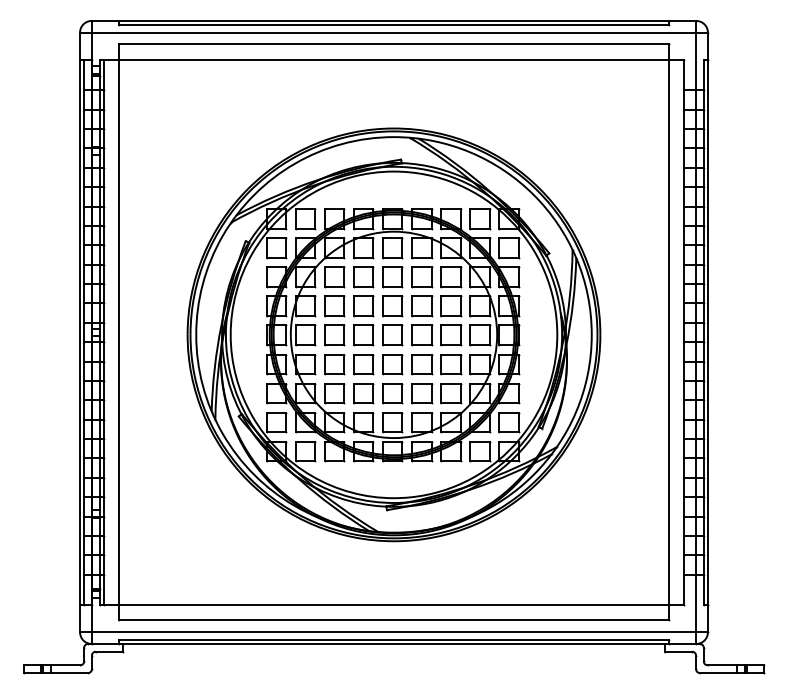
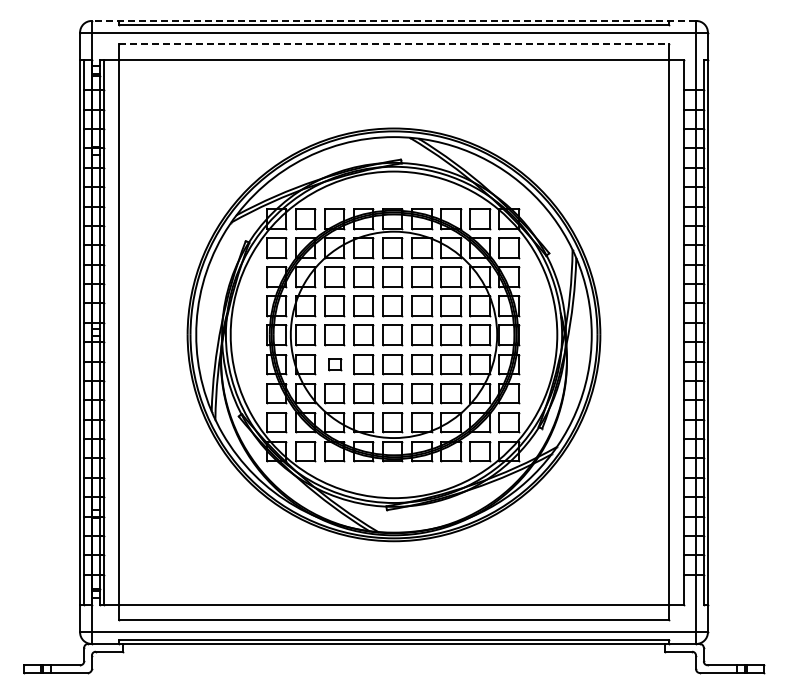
line: solid -> dashed (393, 20)
line: solid -> dashed (393, 44)
part size: 22x22 px -> 15x14 px (335, 364)
